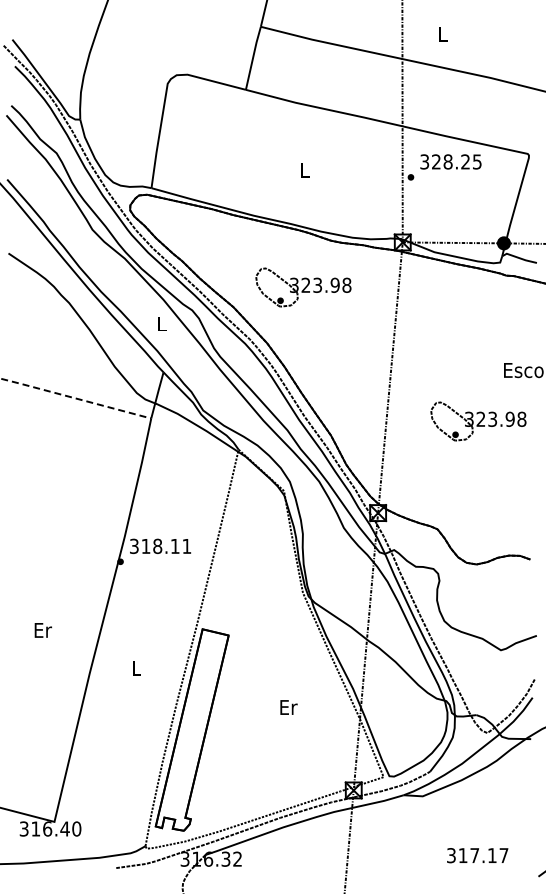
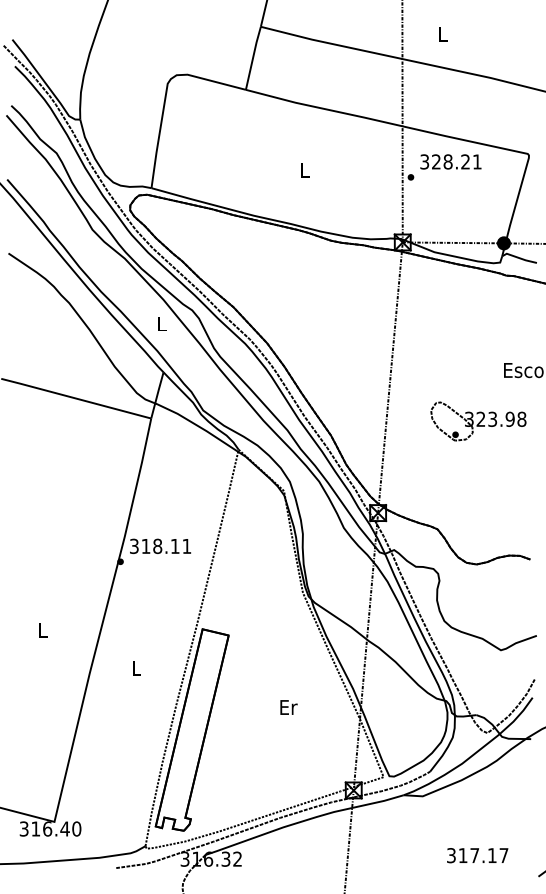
text: 328.25 -> 328.21 (477, 161)
part: present -> none (303, 287)
line: dashed -> solid (76, 398)
text: Er -> L (43, 630)
